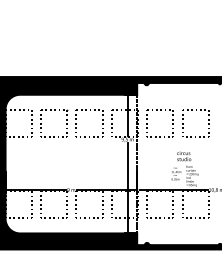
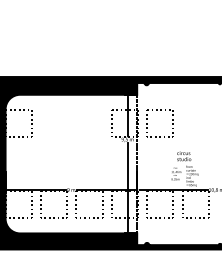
part: present -> none (71, 123)
part: present -> none (183, 123)
